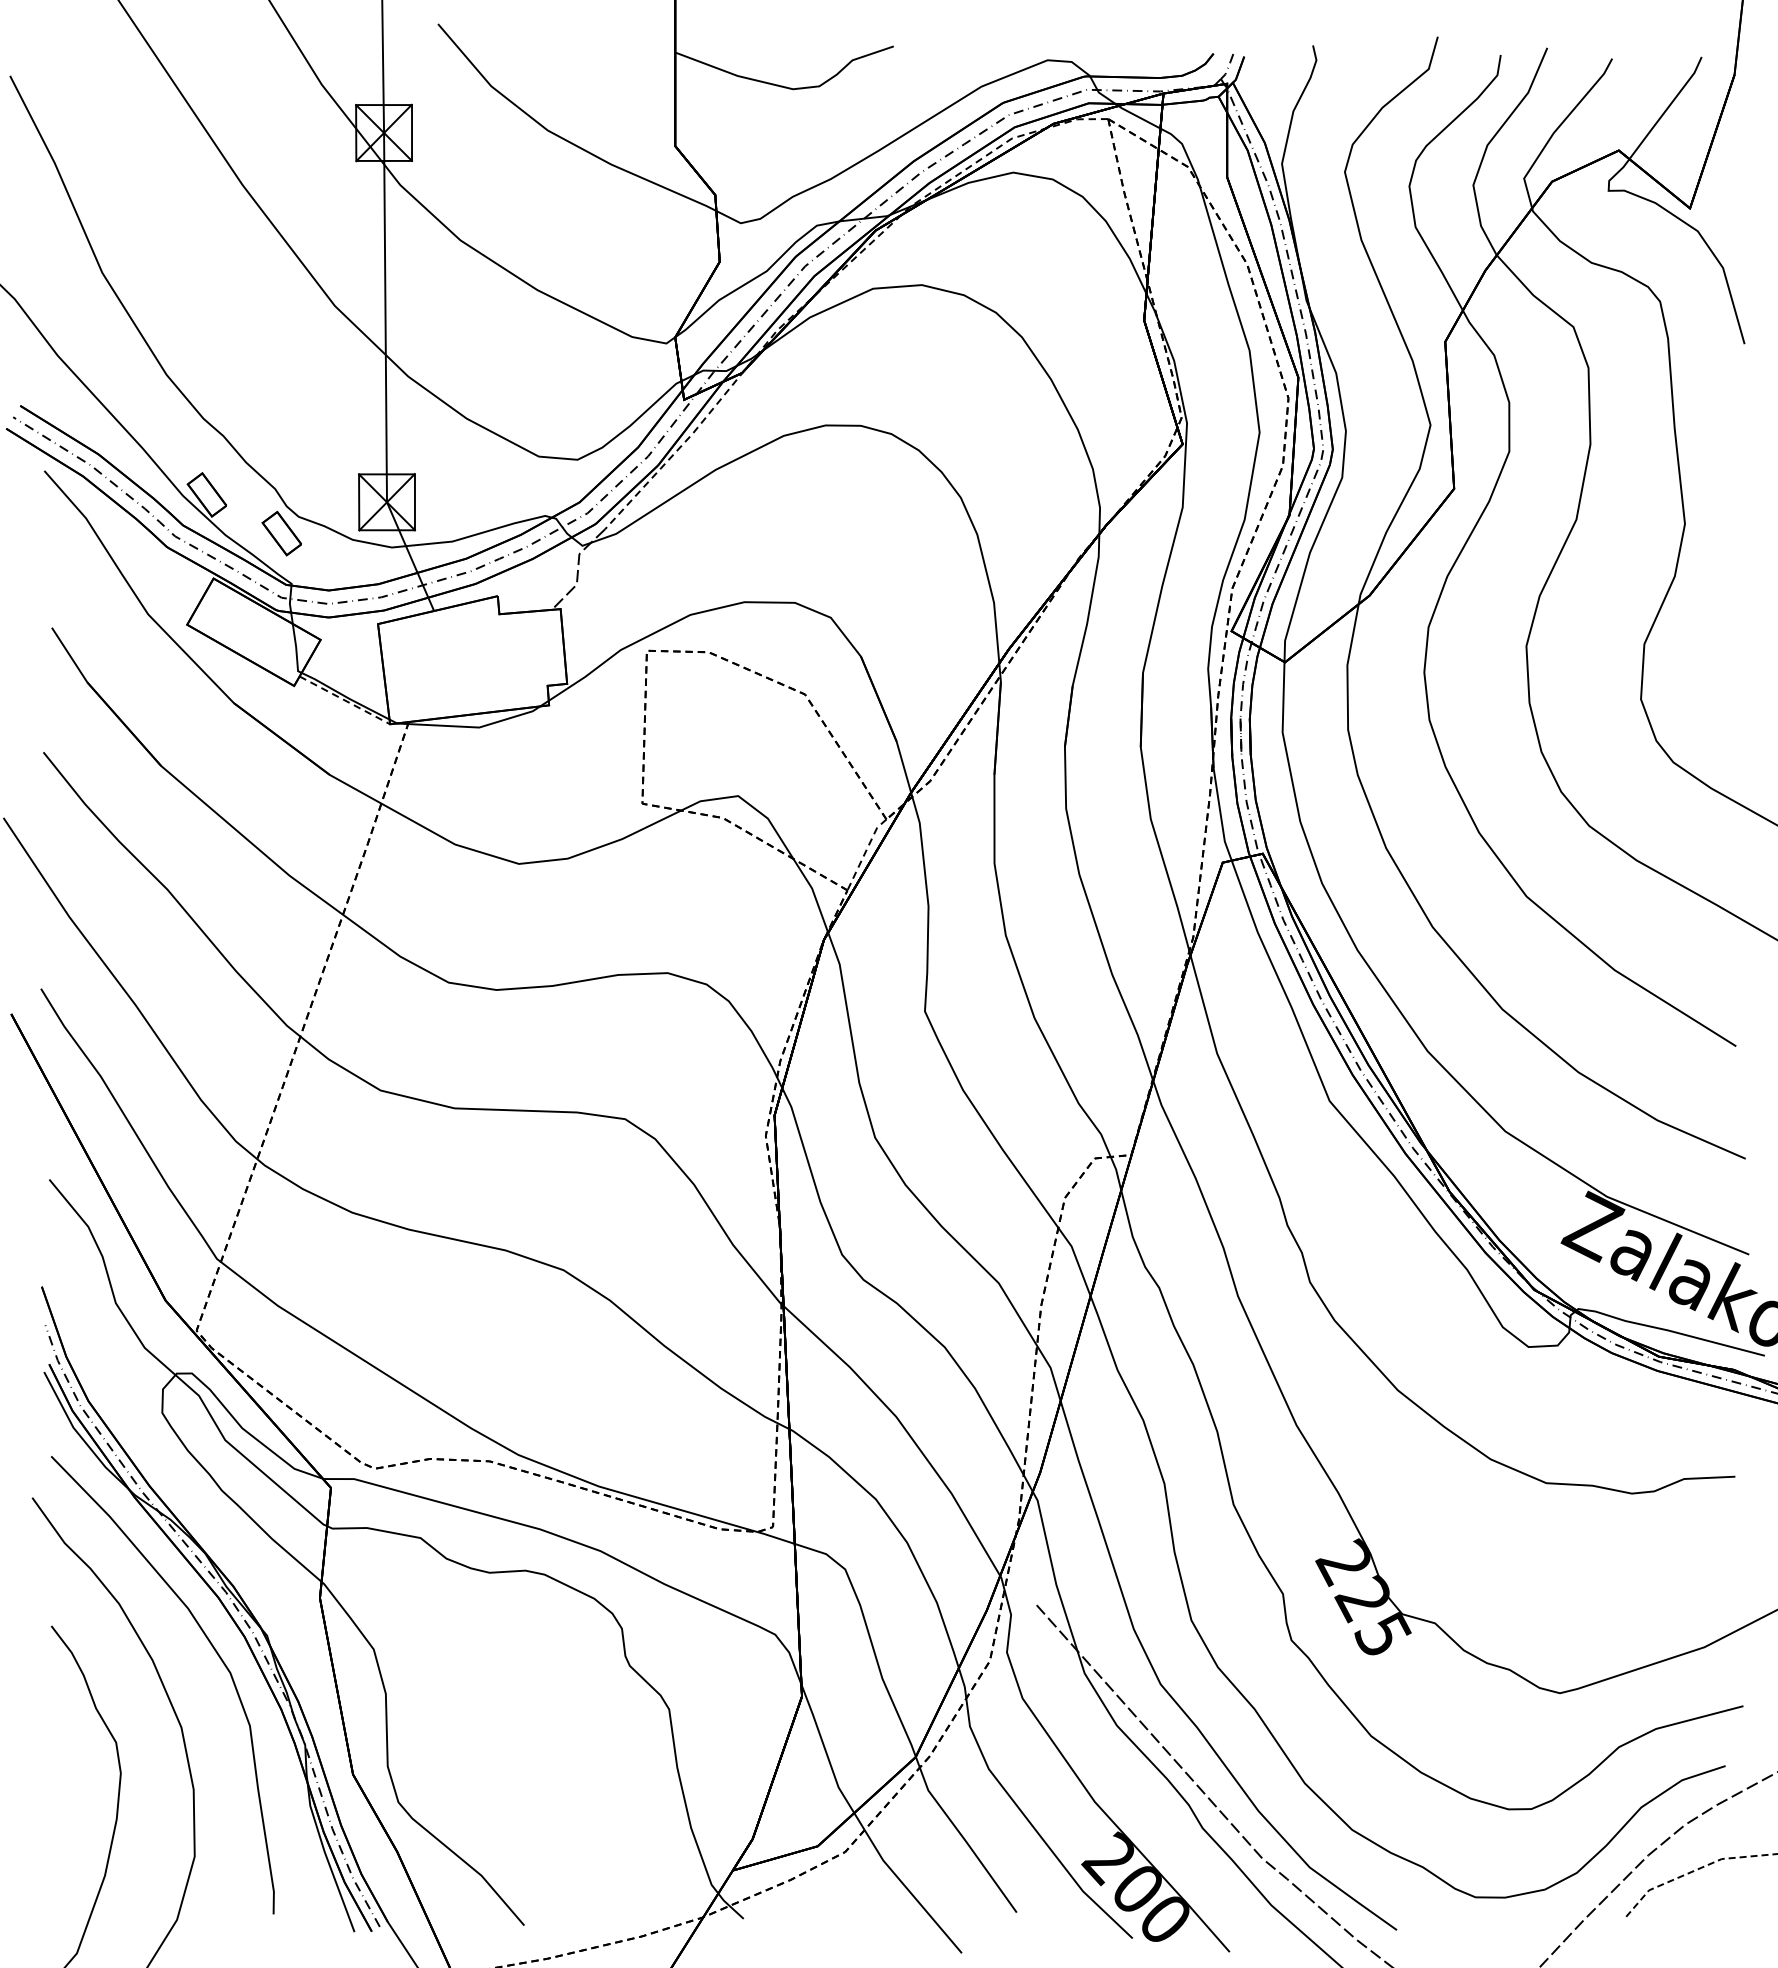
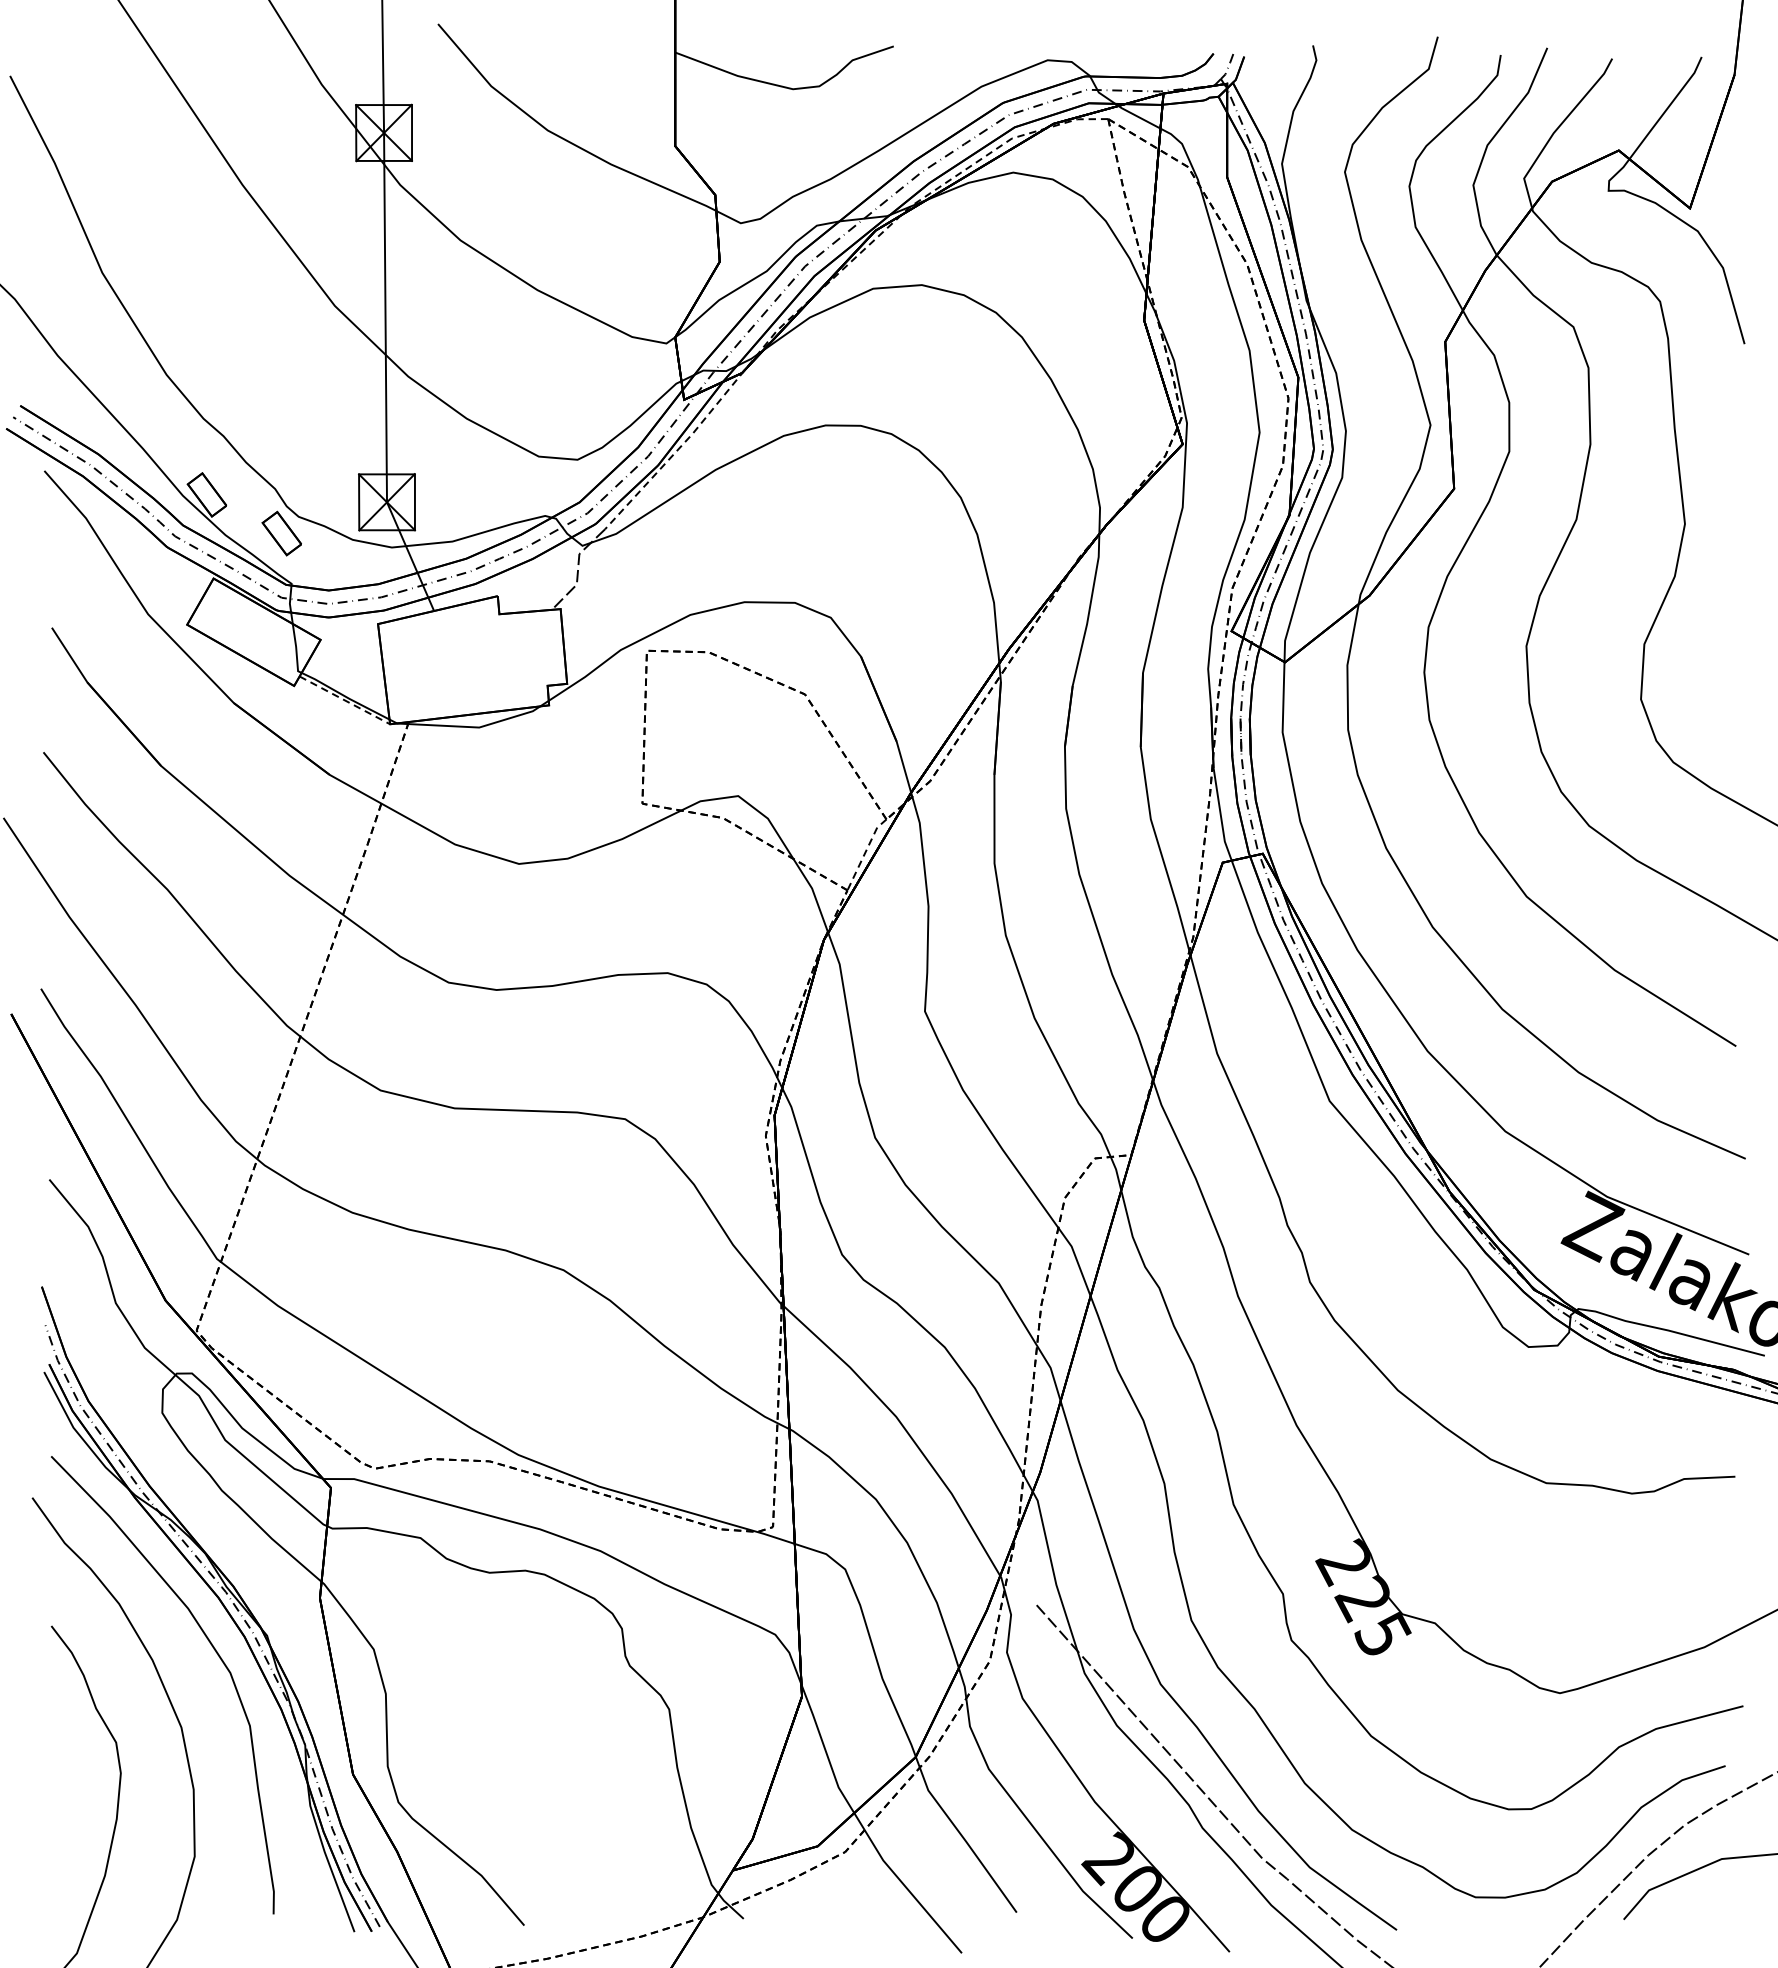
line: dashed -> solid (1692, 1871)
